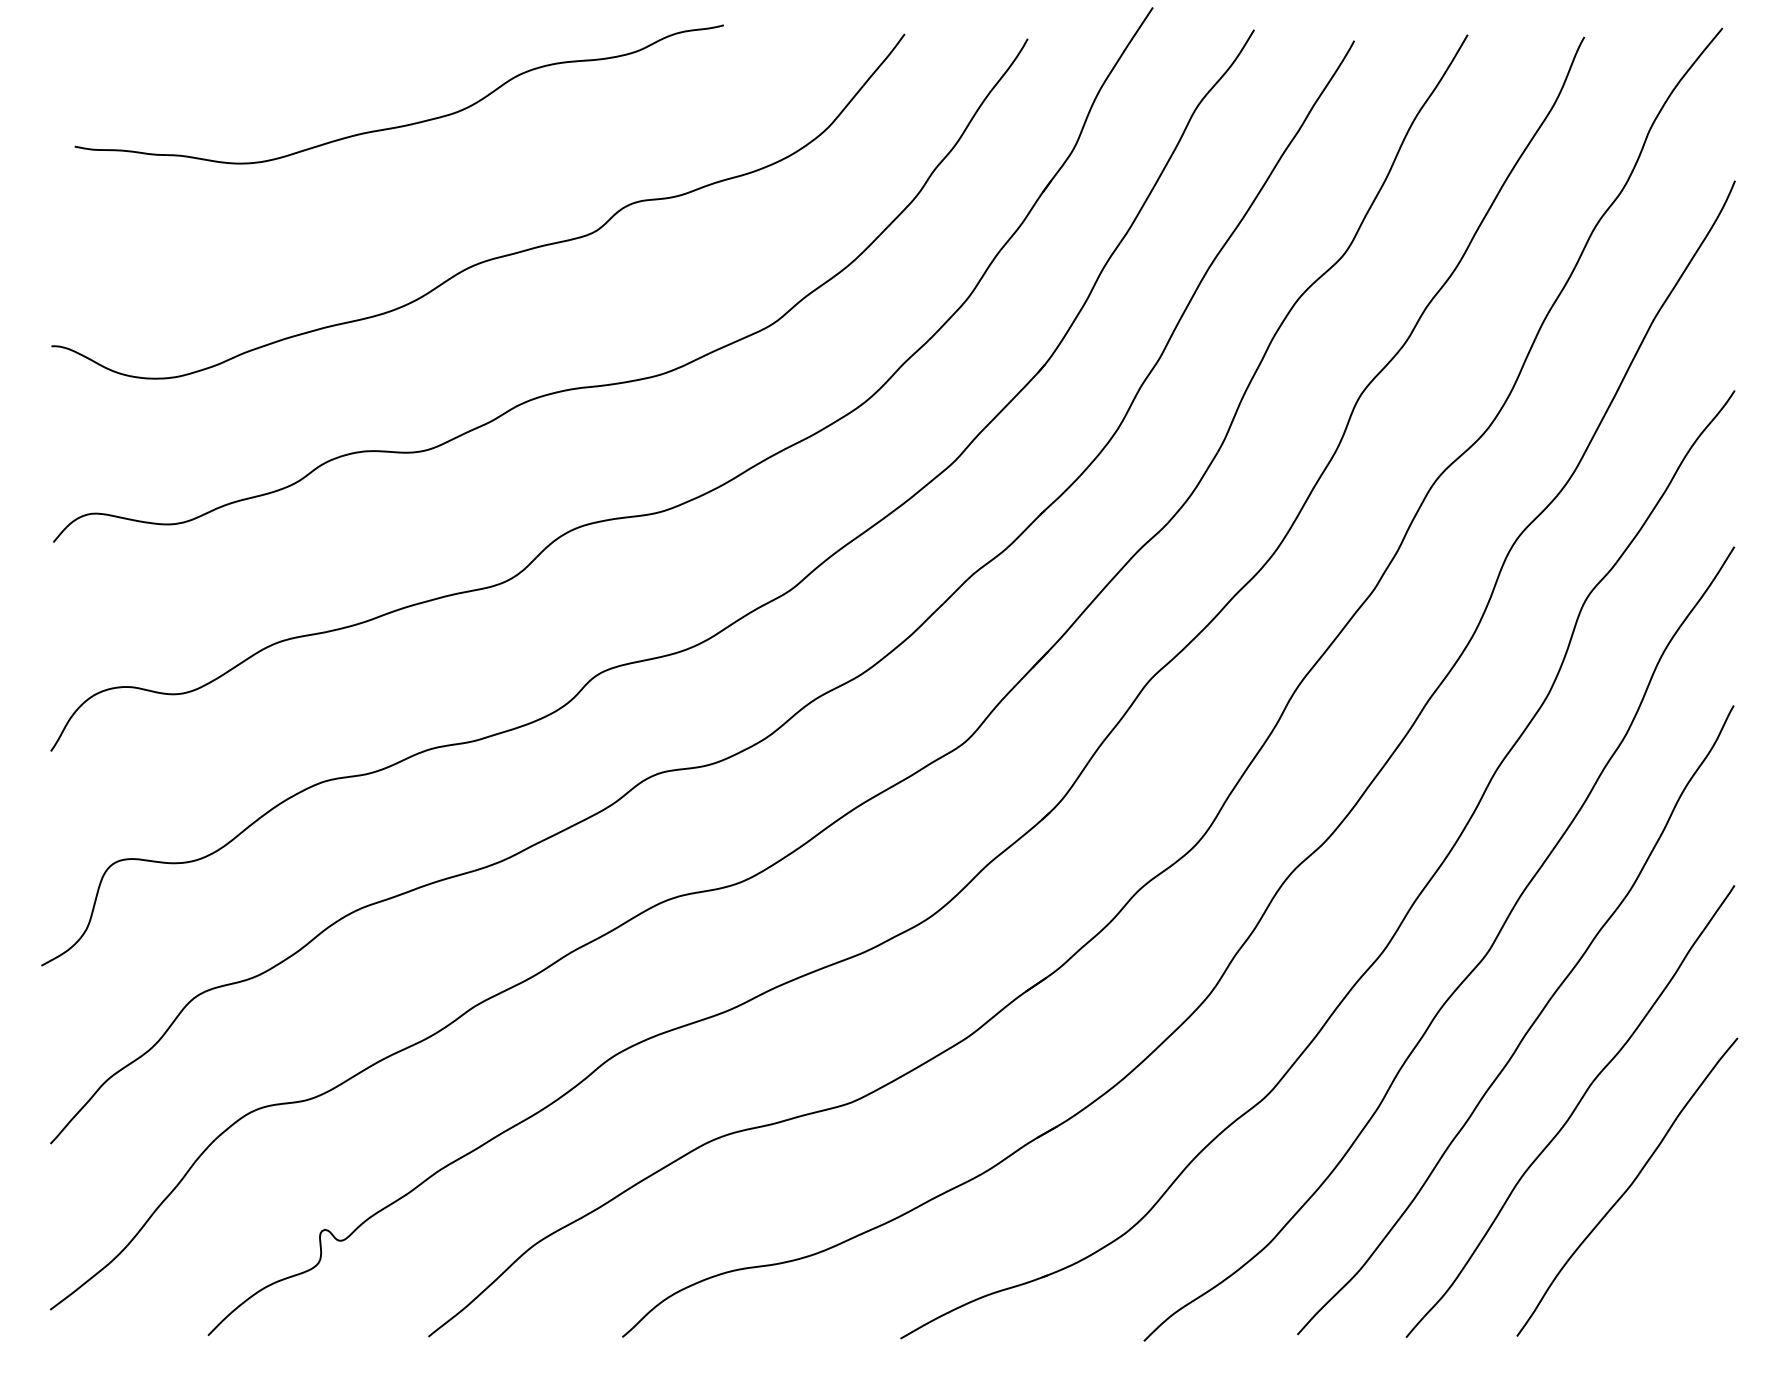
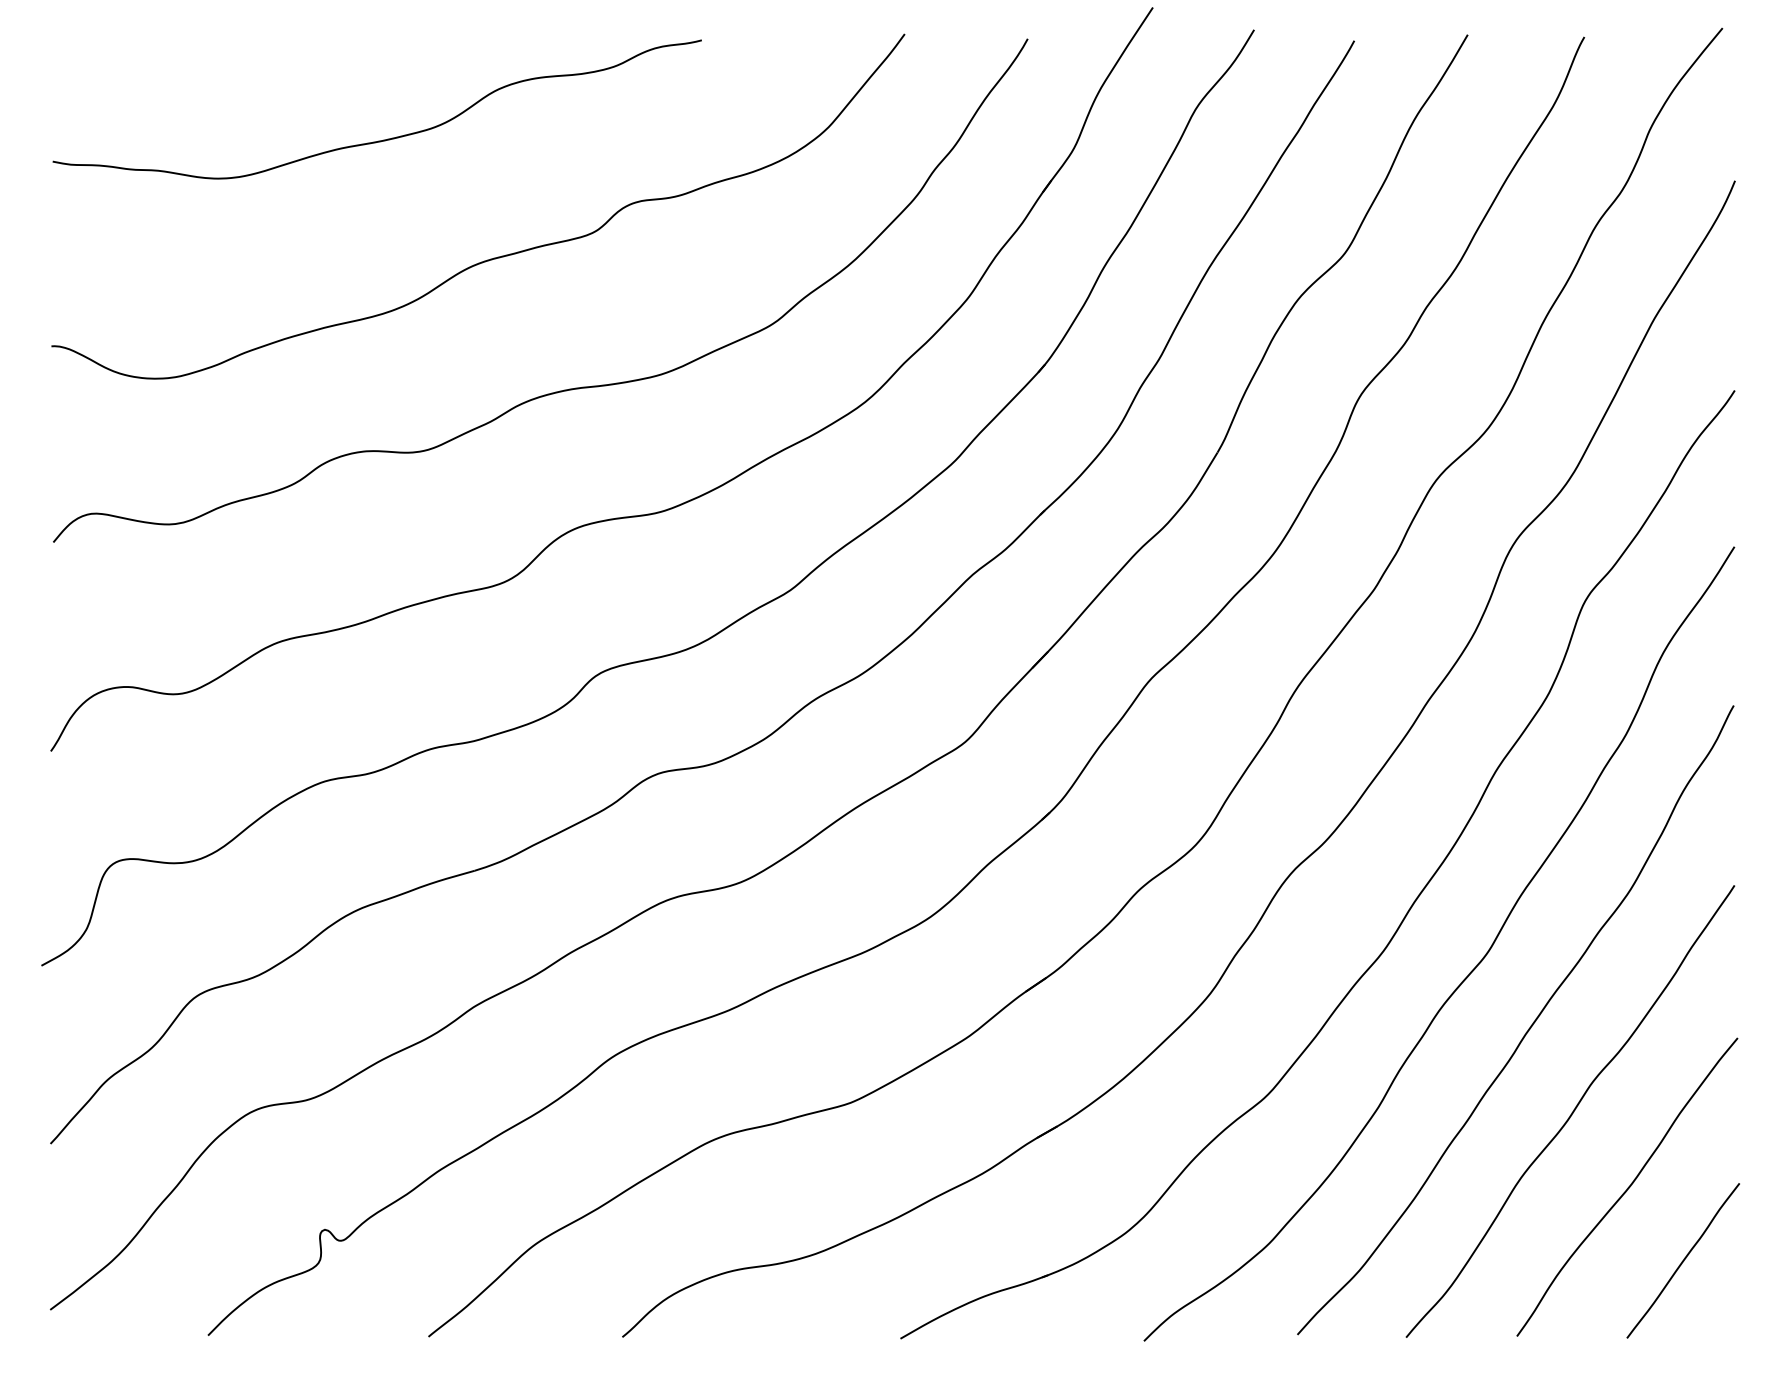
curve position: (405, 124) -> (383, 139) (383, 139)
curve: none -> present (1682, 1260)
